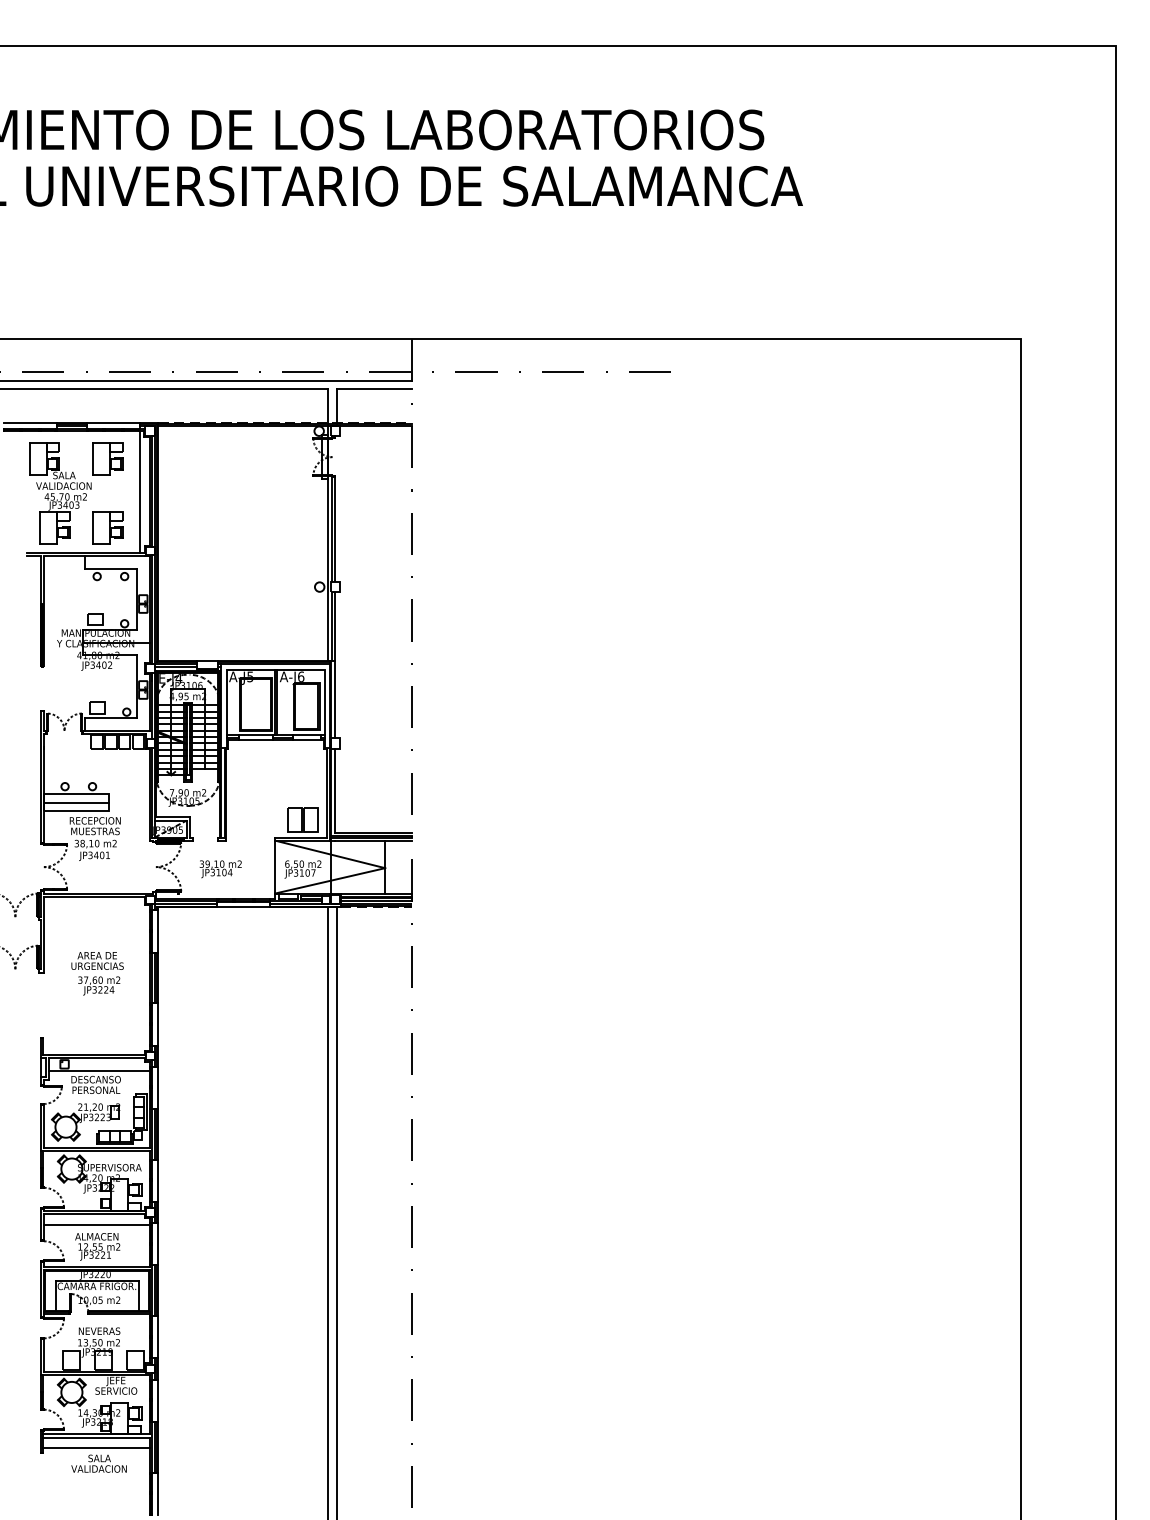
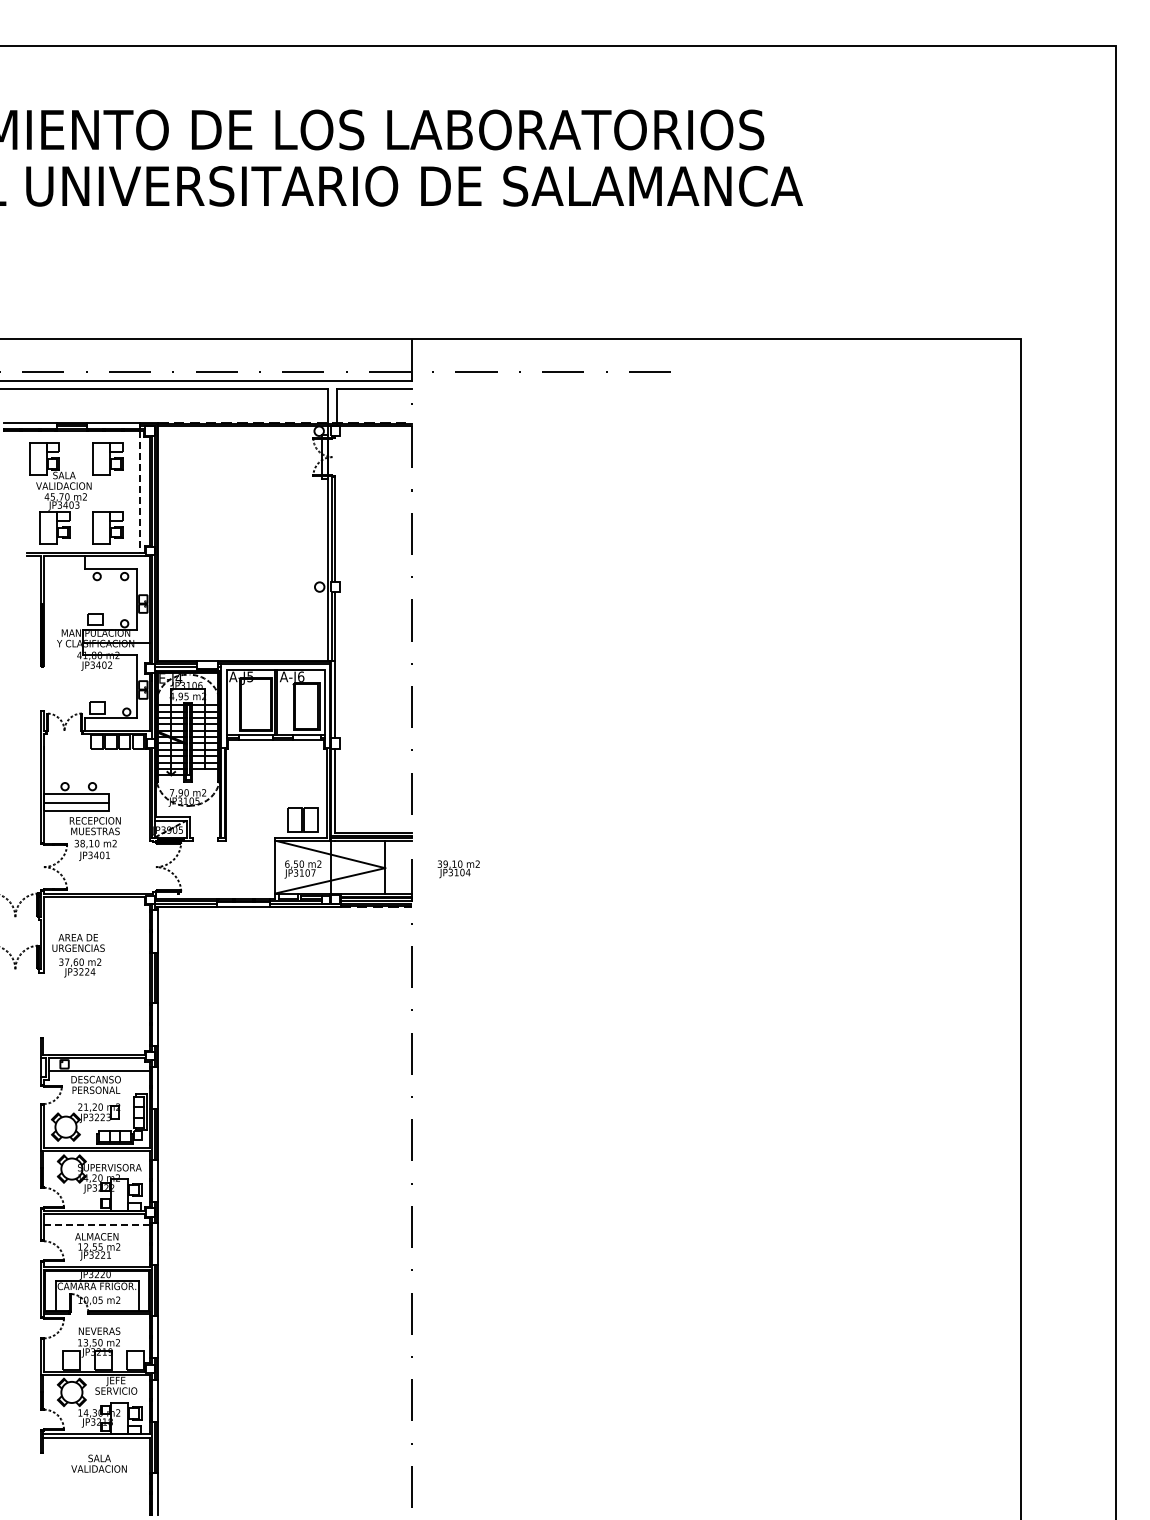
line: solid -> dashed (139, 492)
text position: (220, 869) -> (458, 869) (458, 869)
text position: (97, 973) -> (78, 955) (78, 955)
line: present -> none (328, 1211)
line: present -> none (336, 1211)
line: solid -> dashed (96, 1224)
line: present -> none (96, 1448)
